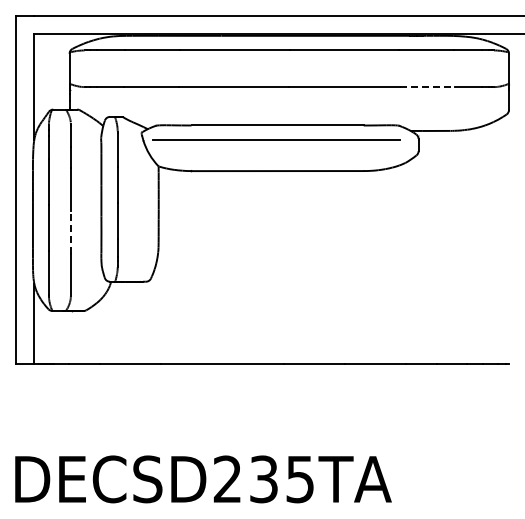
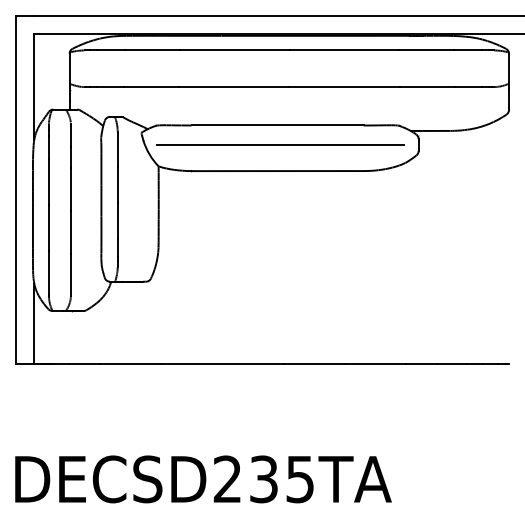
line: dashed -> solid (427, 87)
line position: (276, 139) -> (280, 144) (280, 144)
line: dashed -> solid (70, 231)
